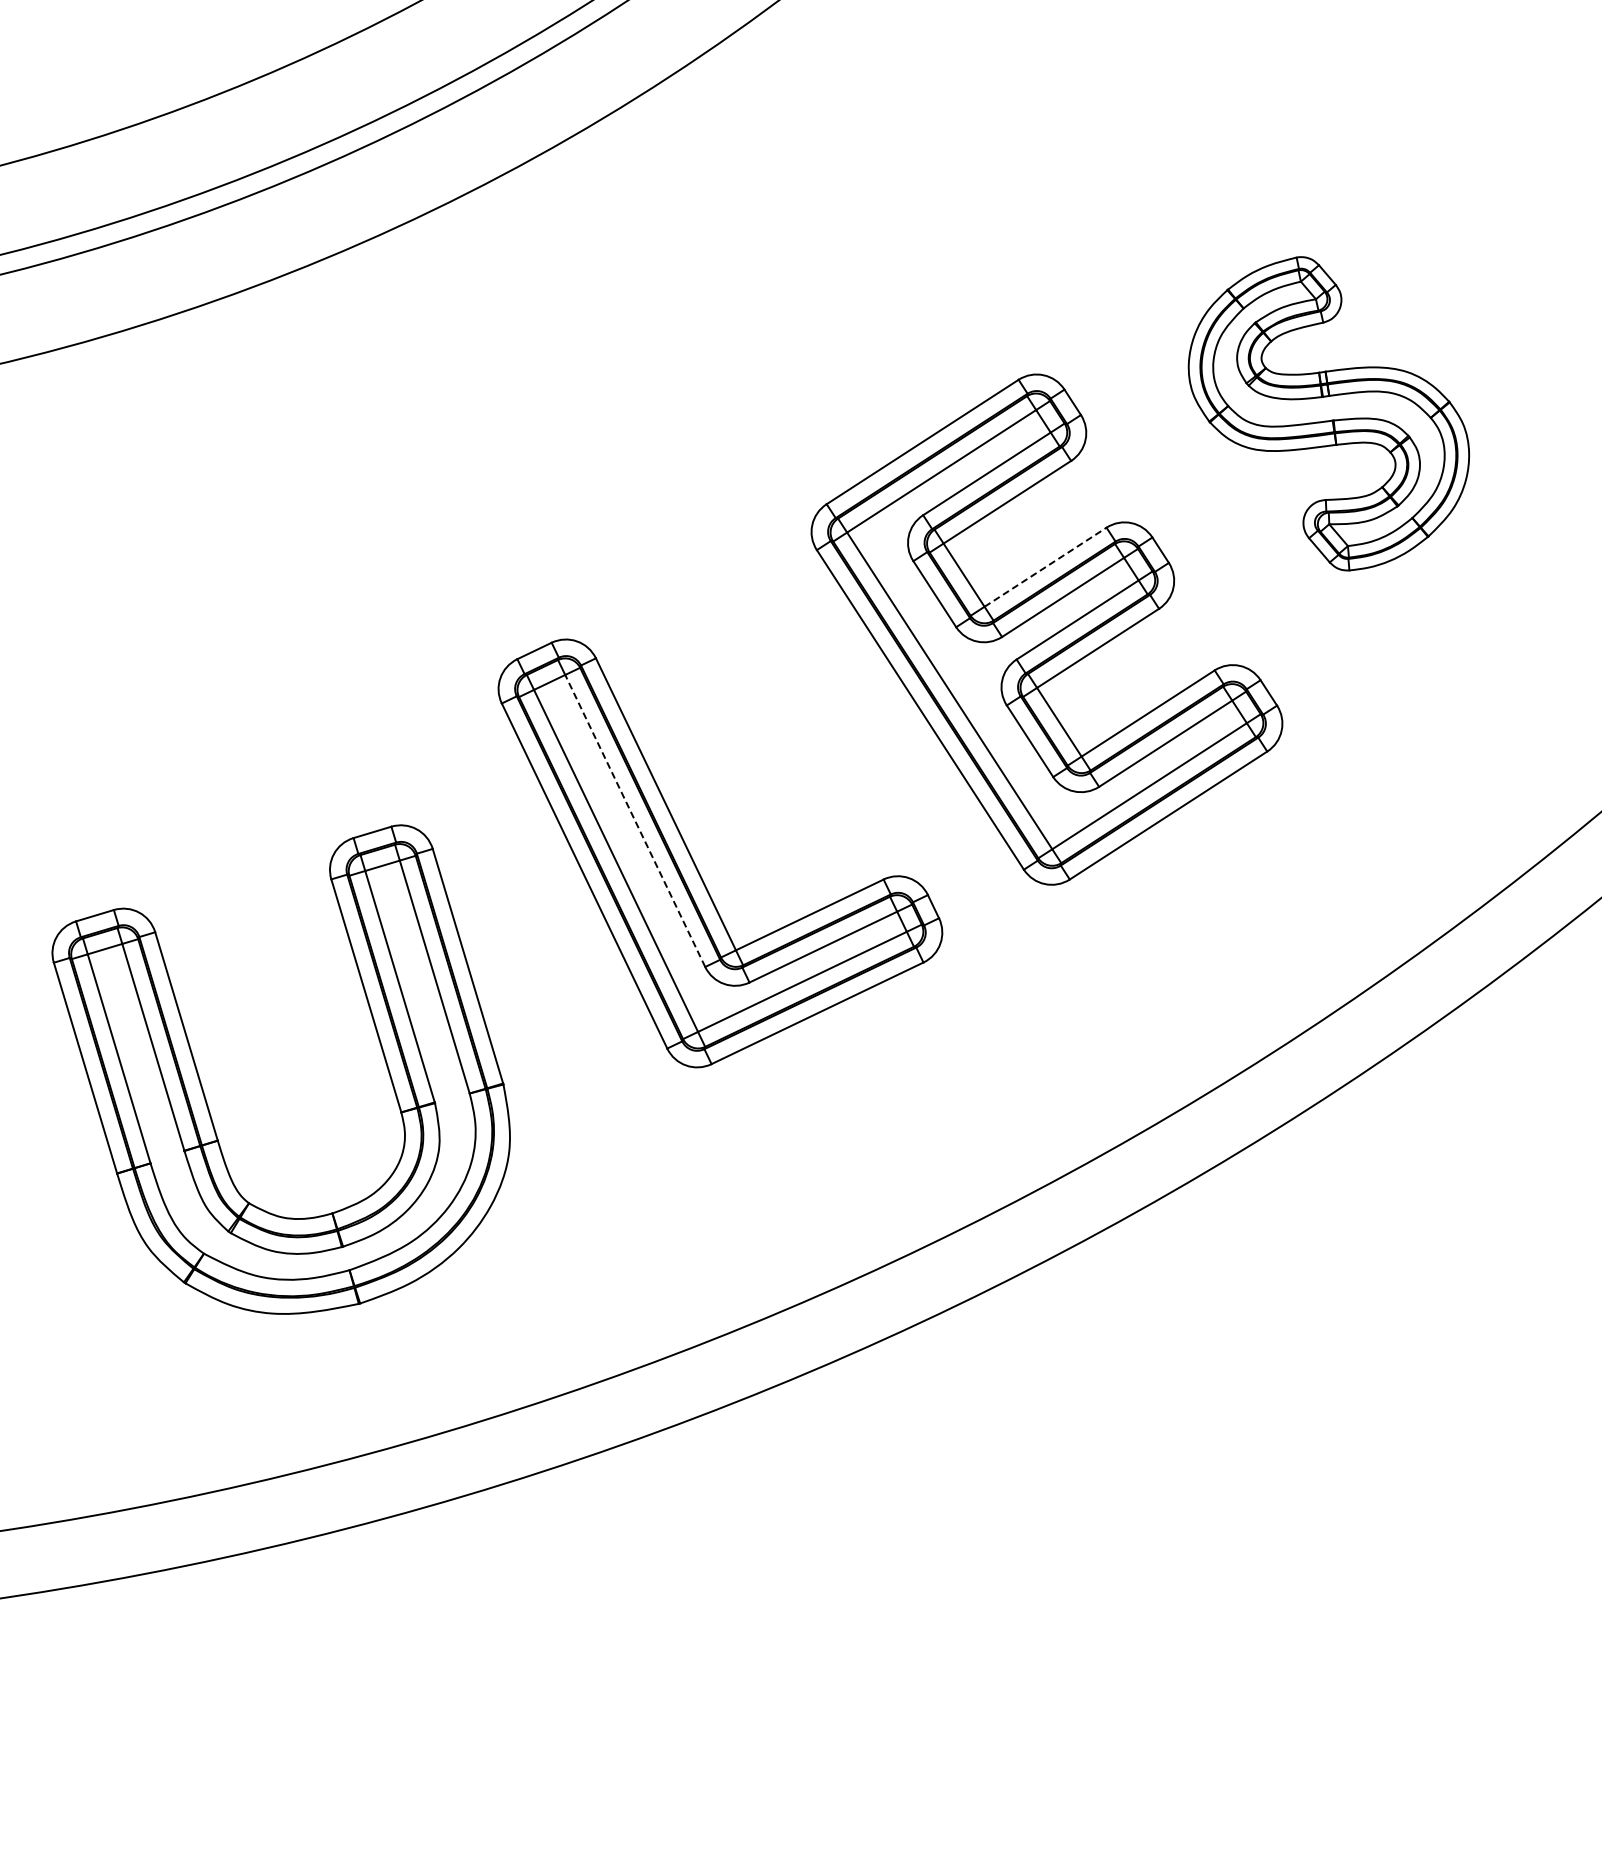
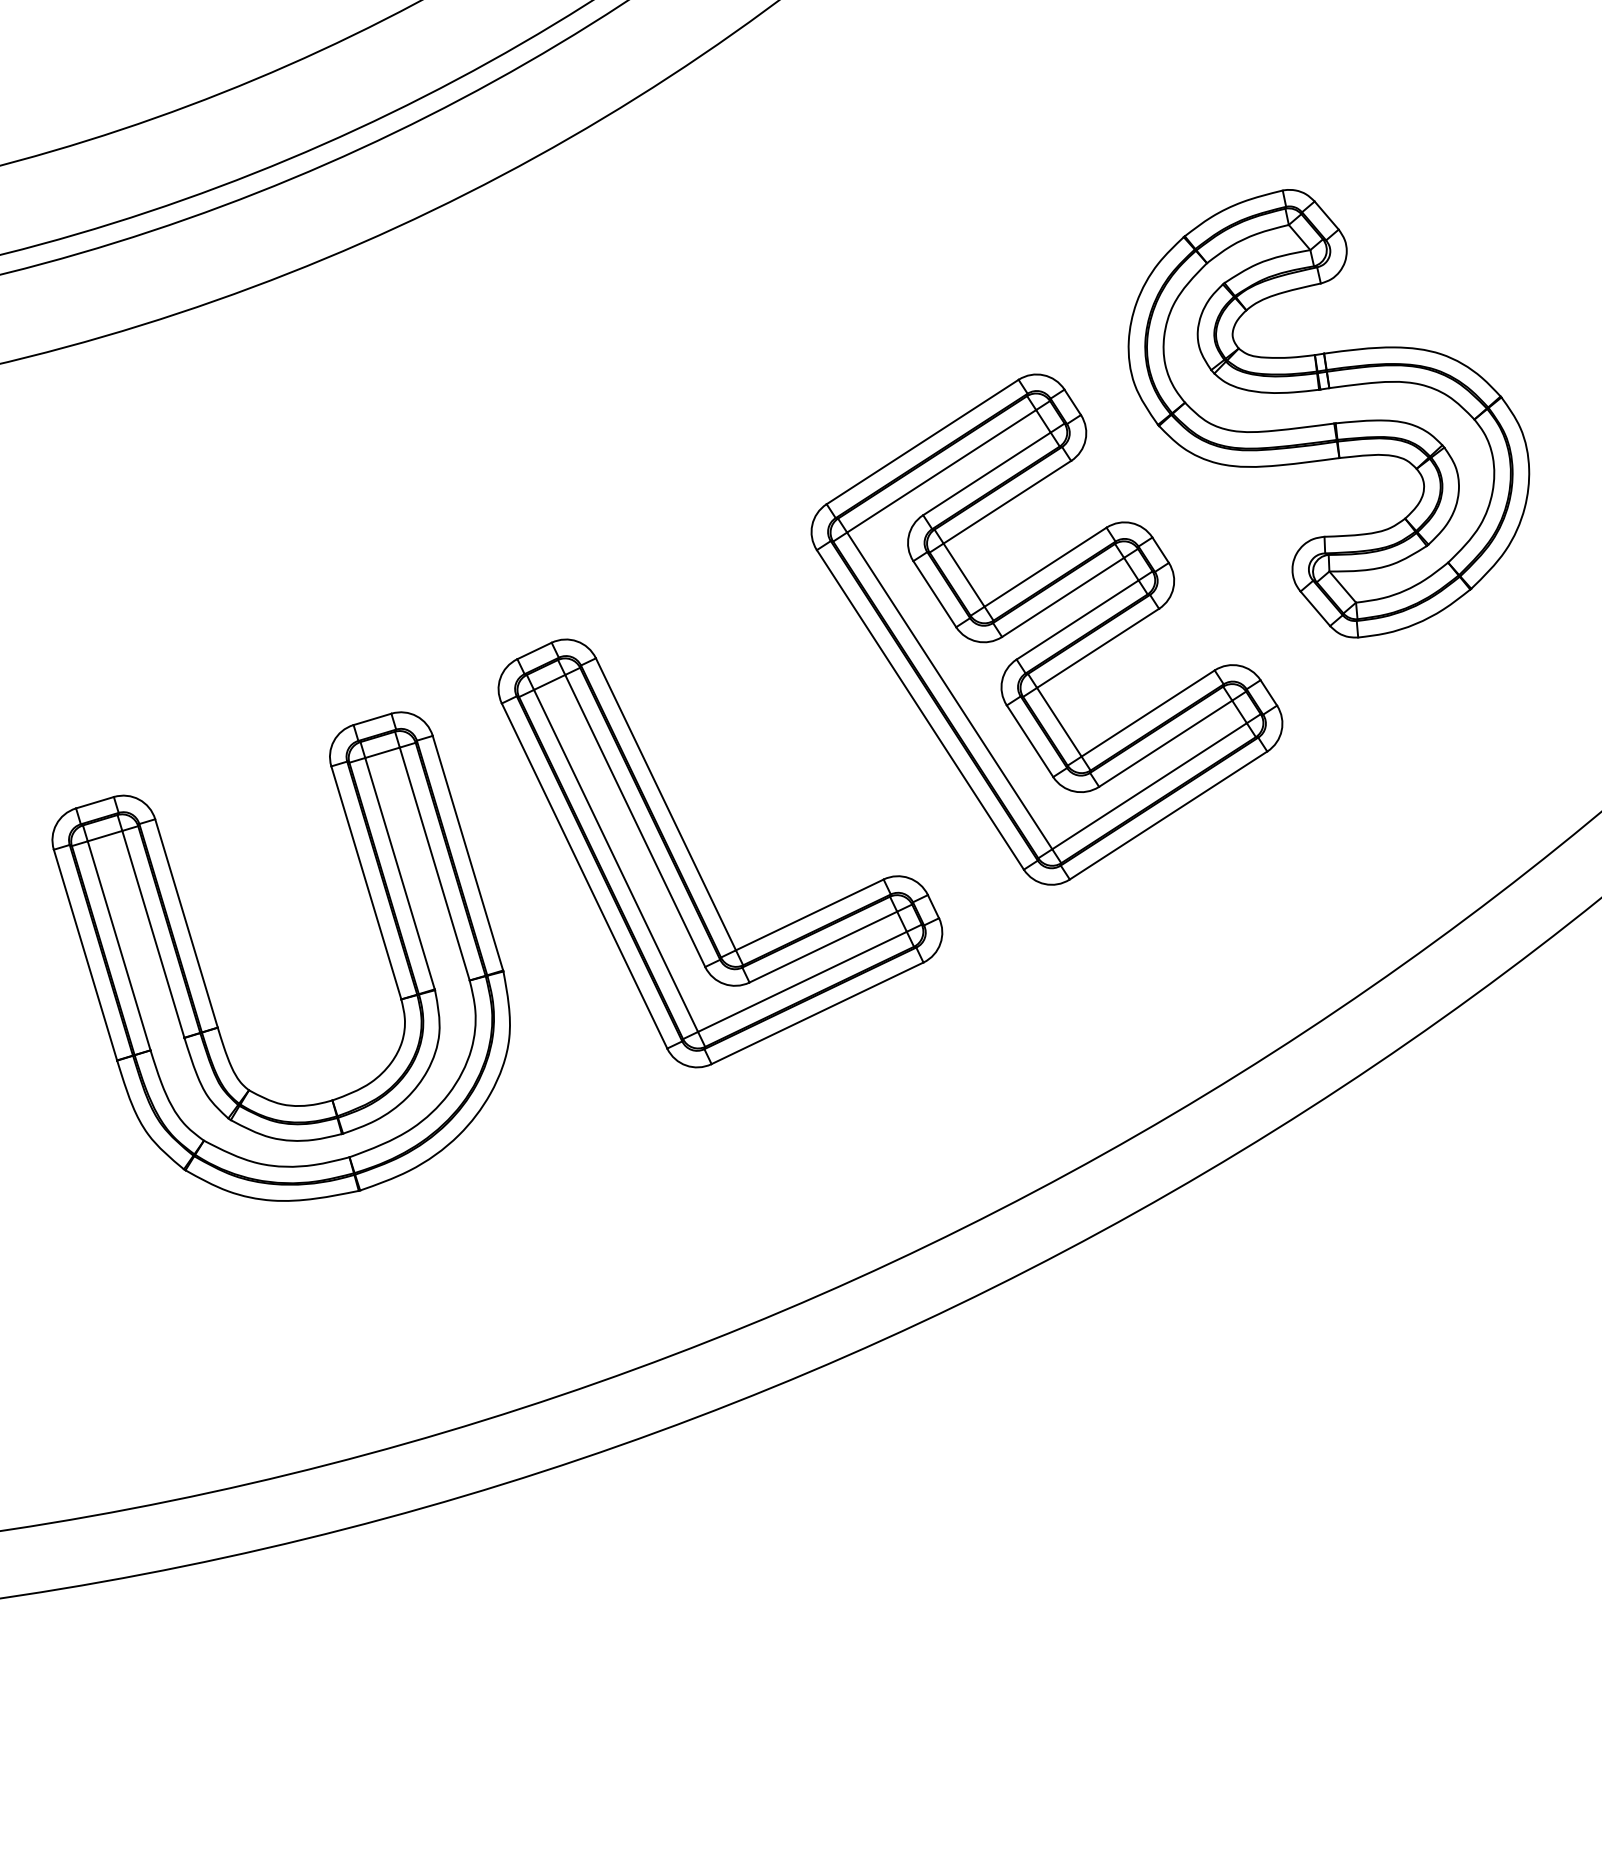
part size: 284x316 px -> 404x450 px (1328, 413)
line: dashed -> solid (1045, 567)
line: dashed -> solid (635, 820)
part position: (203, 1088) -> (203, 975) (203, 975)
